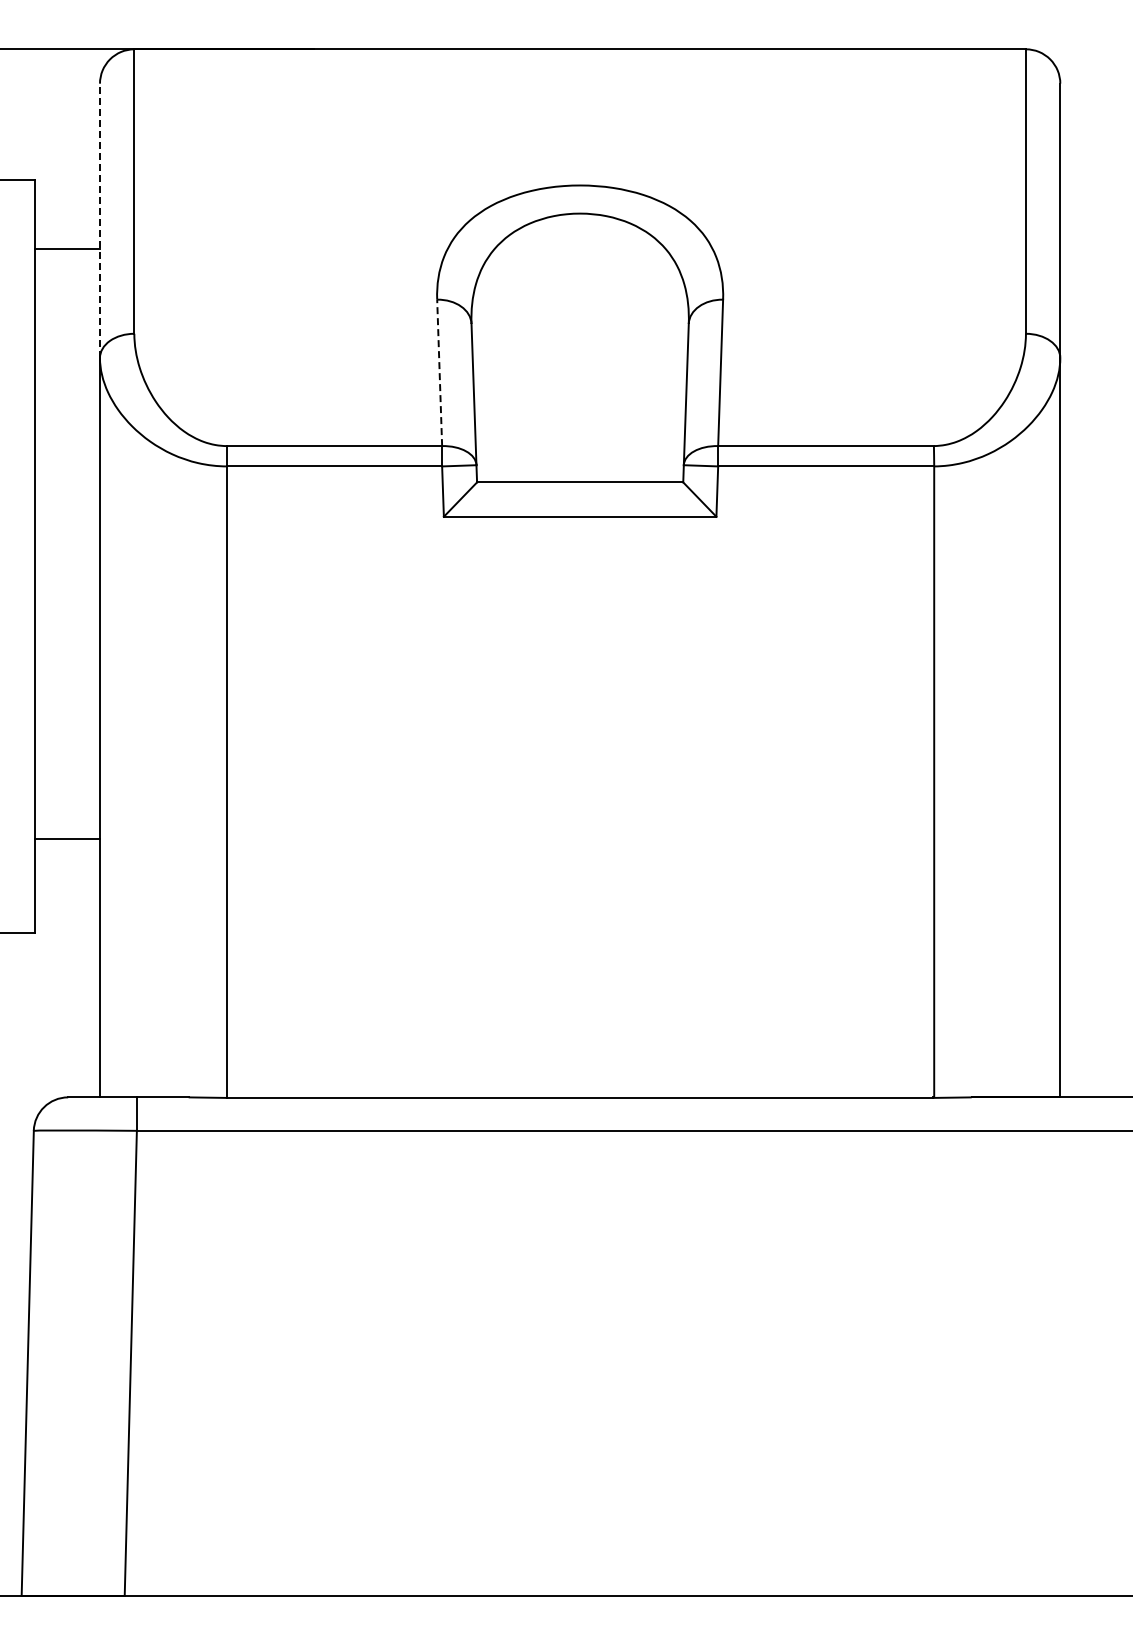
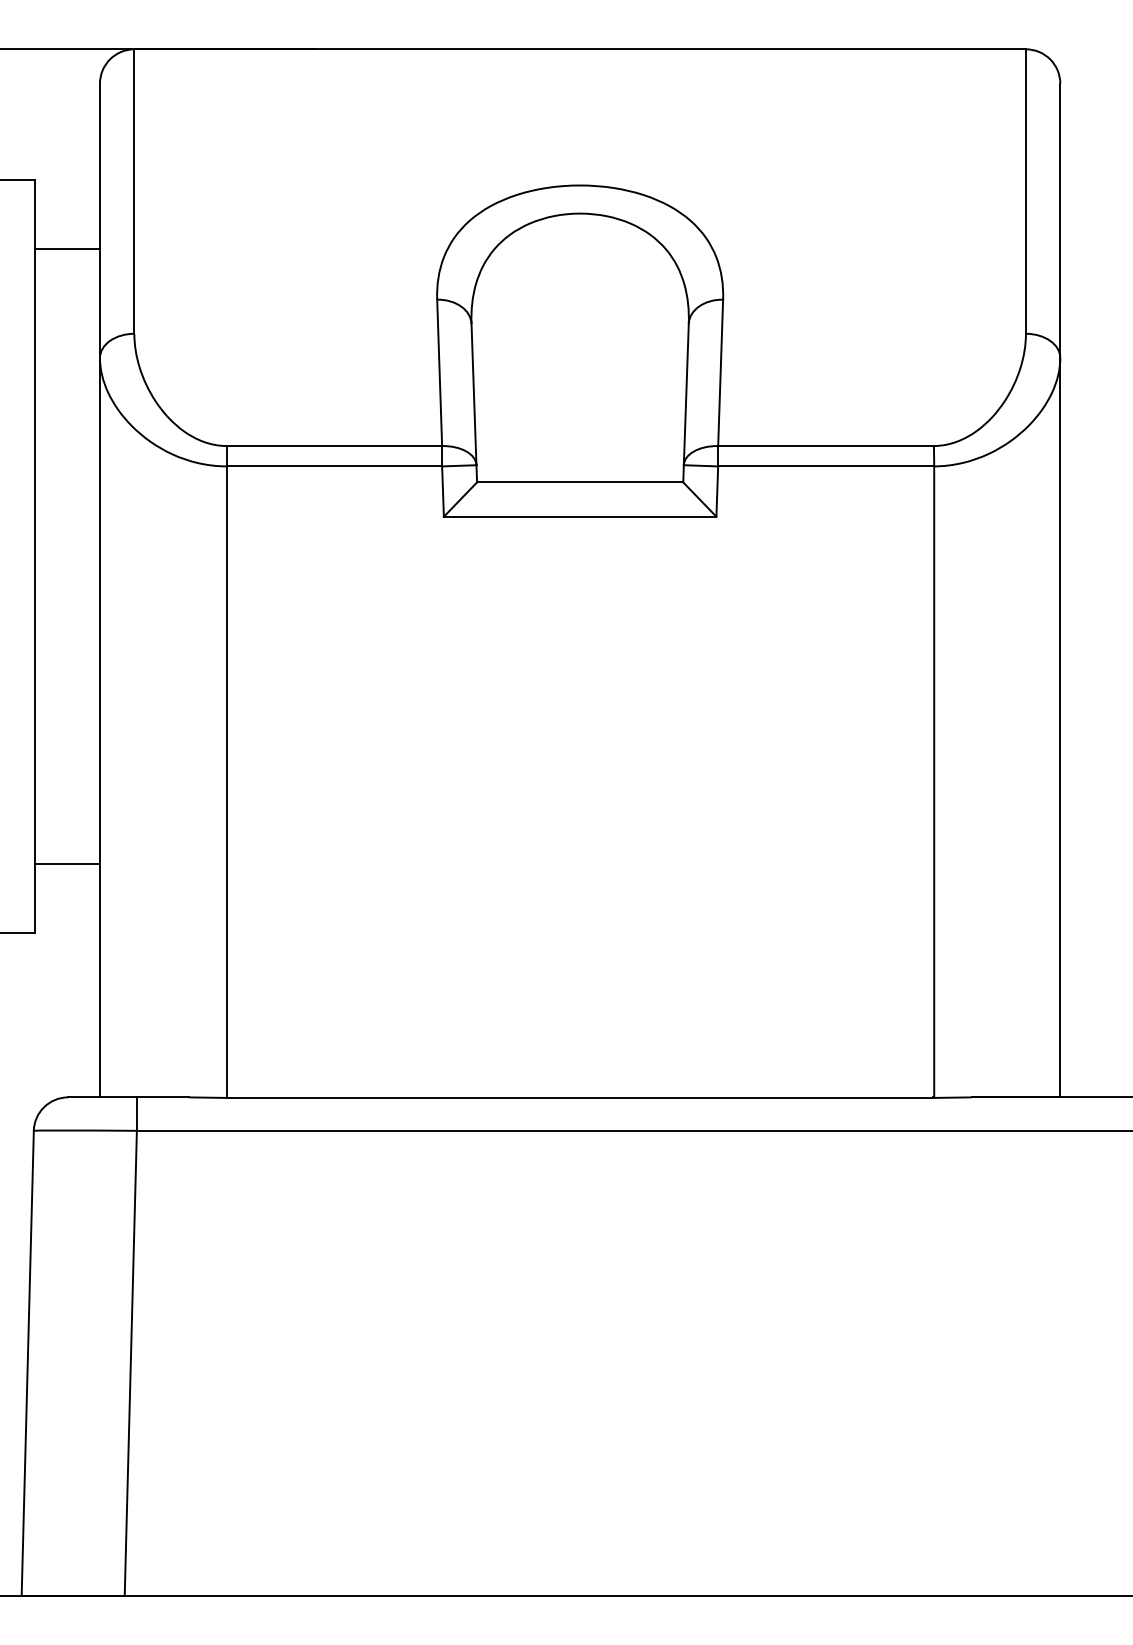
line: dashed -> solid (99, 220)
line: dashed -> solid (439, 372)
line position: (66, 839) -> (66, 864) (66, 864)
